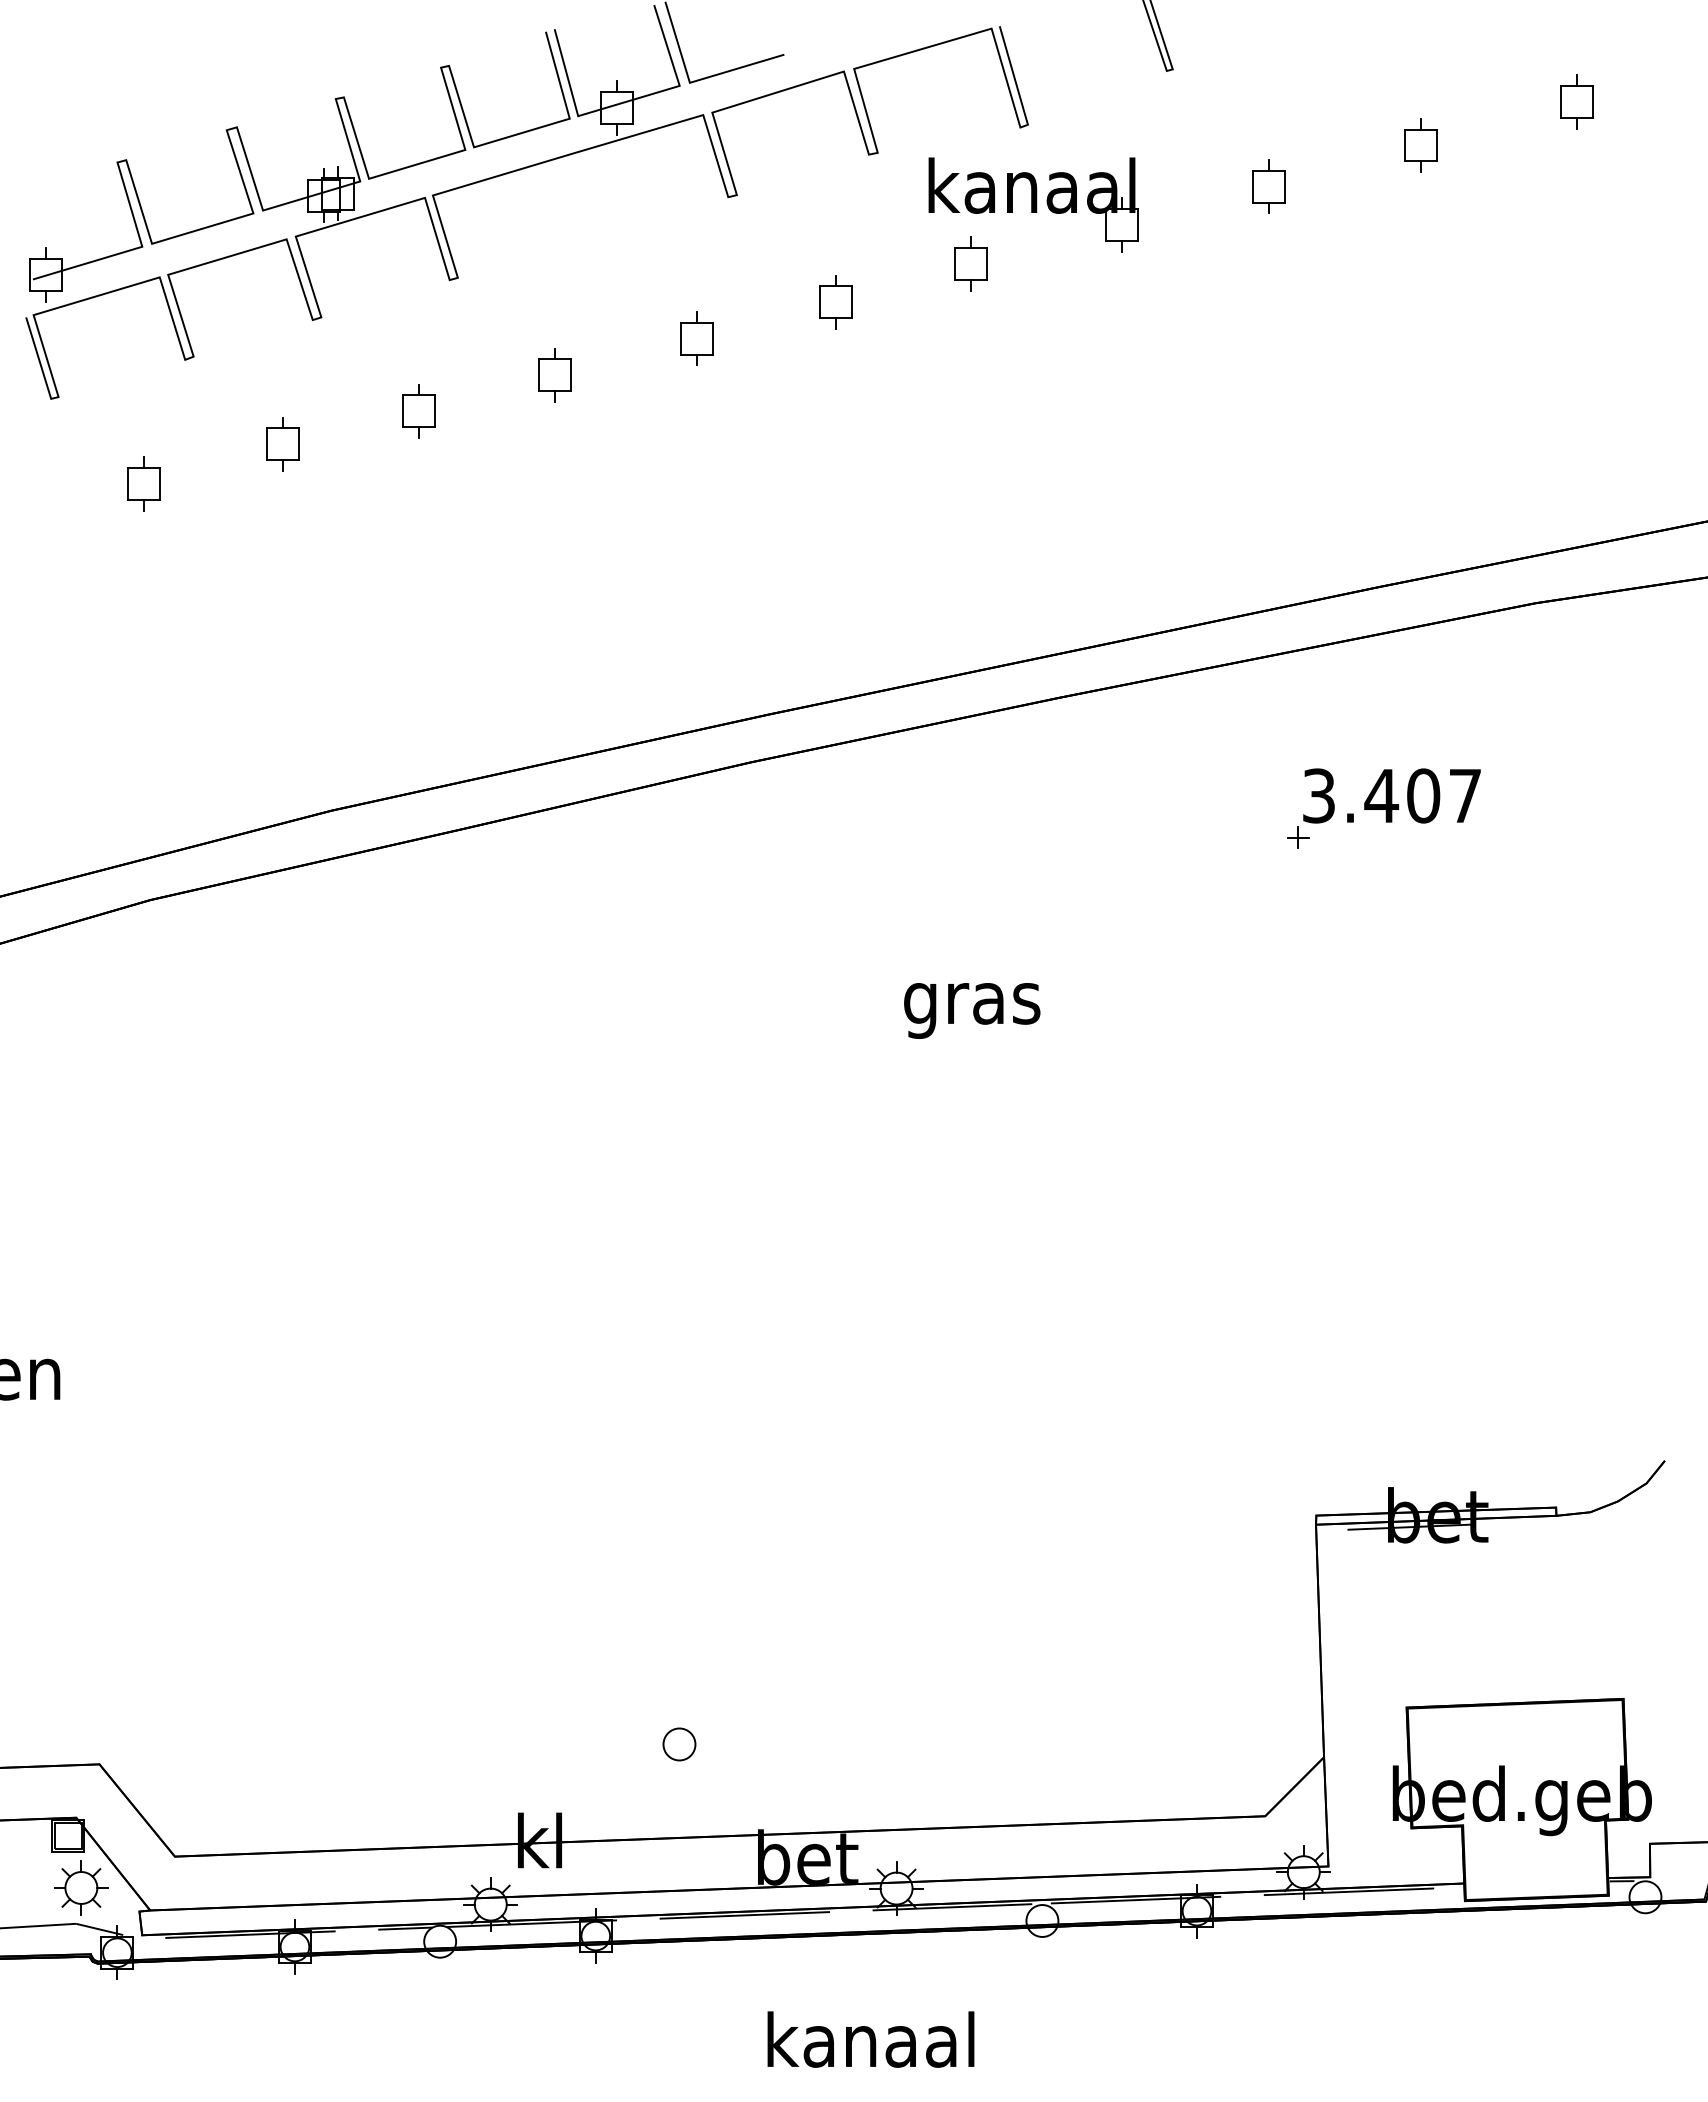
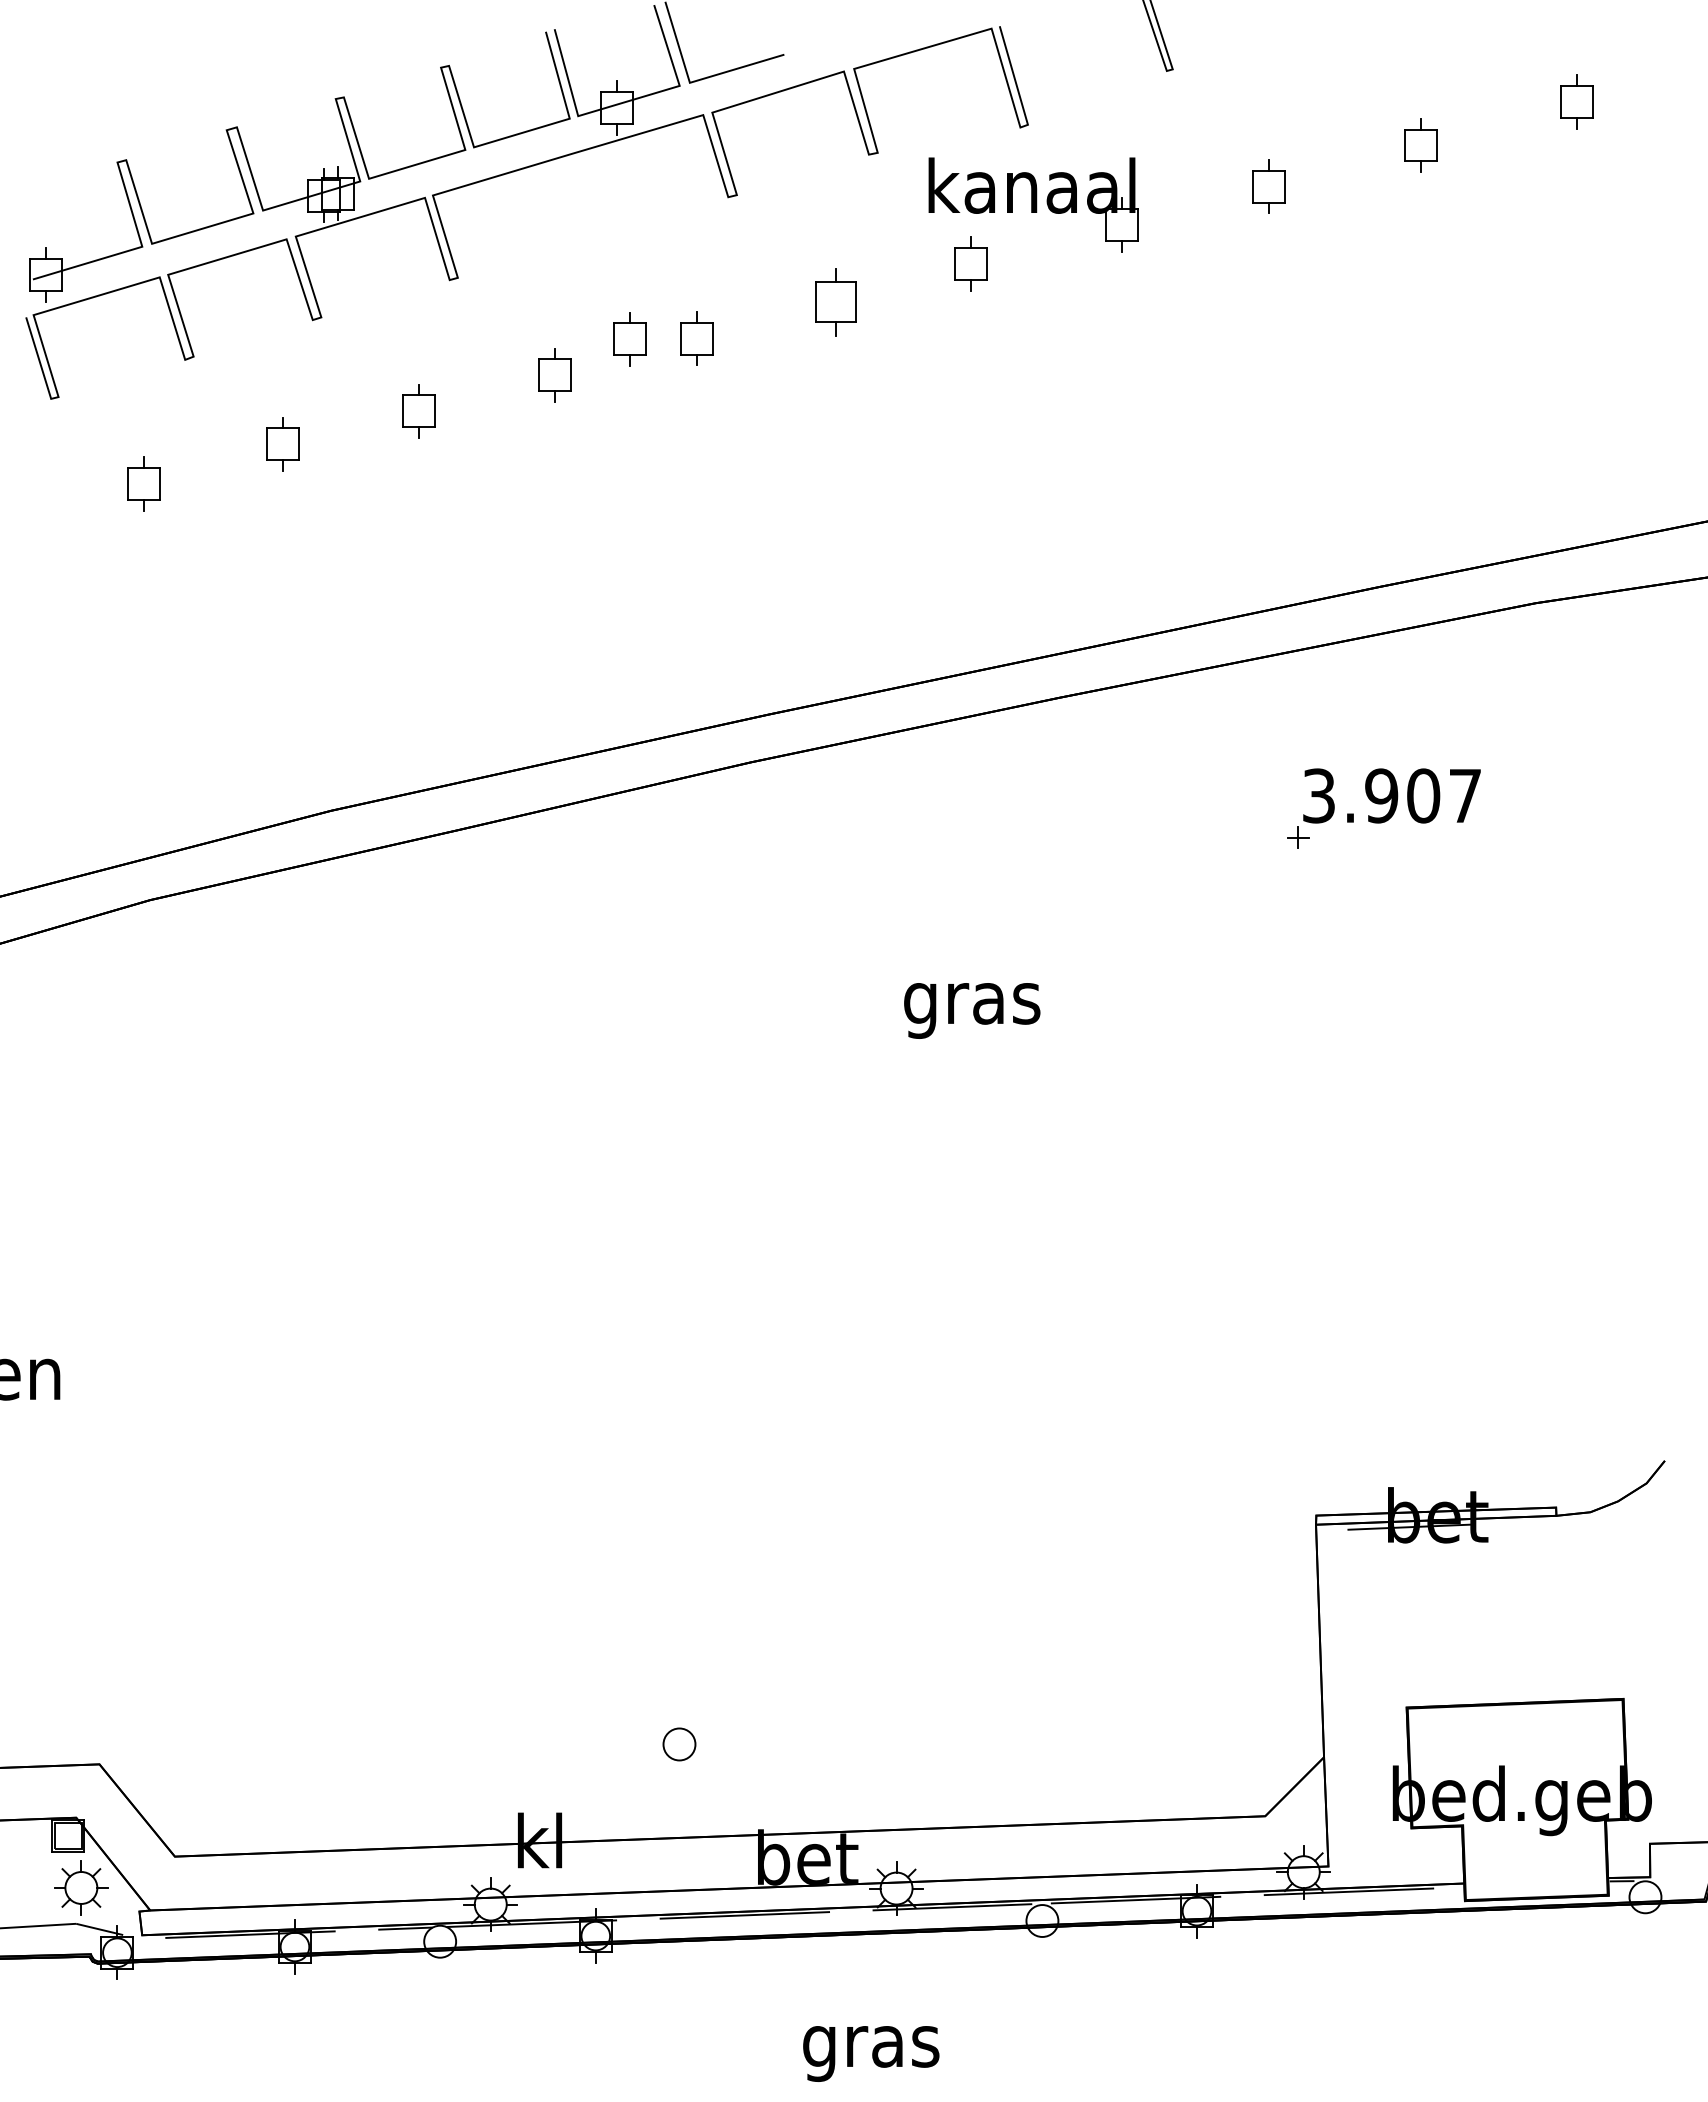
part size: 34x55 px -> 42x69 px (835, 302)
part: none -> present (629, 339)
text: 3.407 -> 3.907 (1381, 795)
text: kanaal -> gras (870, 2046)
